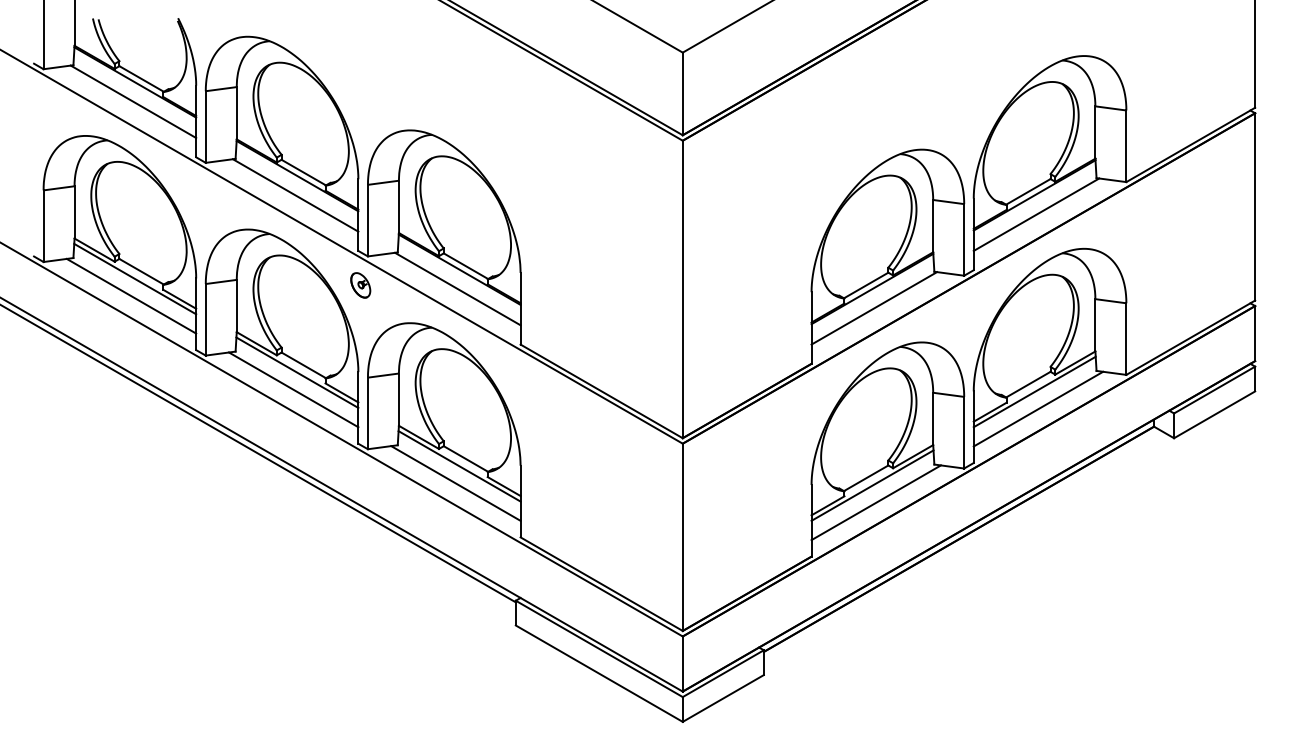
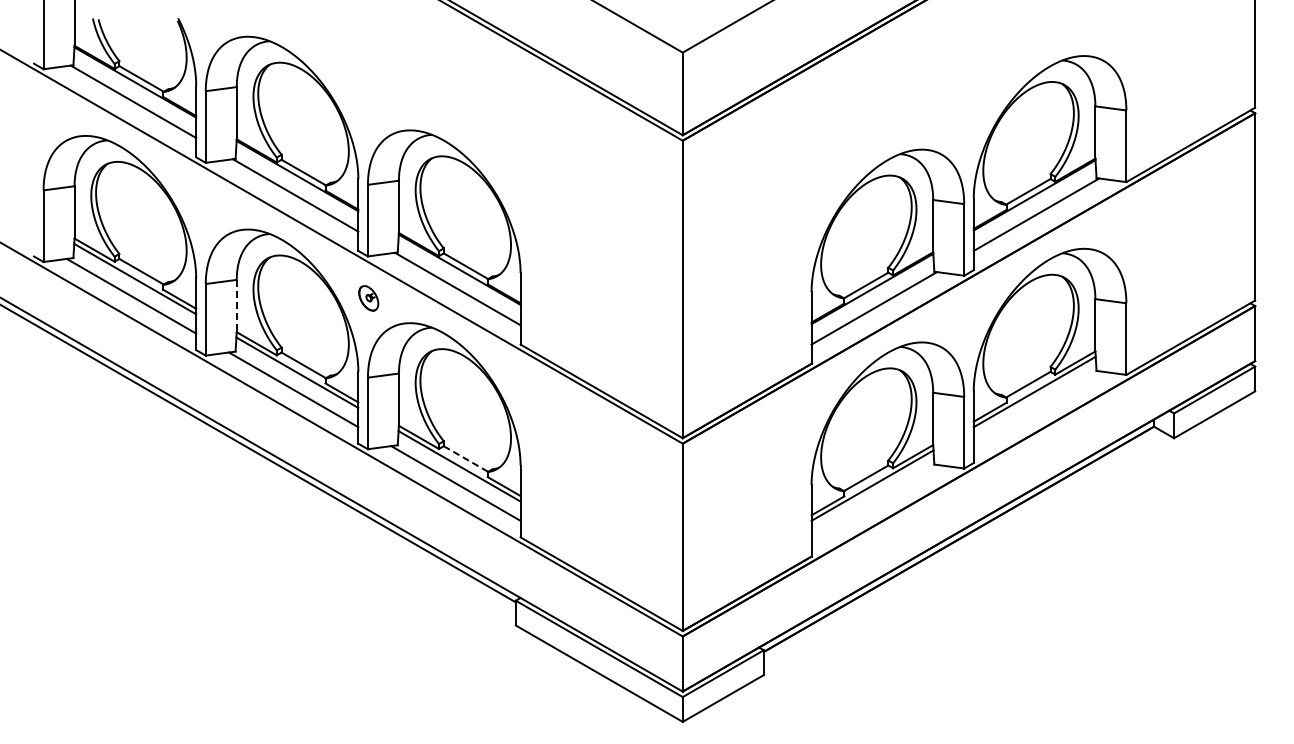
part position: (360, 285) -> (368, 298) (368, 298)
line: solid -> dashed (236, 306)
line: present -> none (1038, 408)
line: solid -> dashed (465, 459)
line: present -> none (875, 502)
